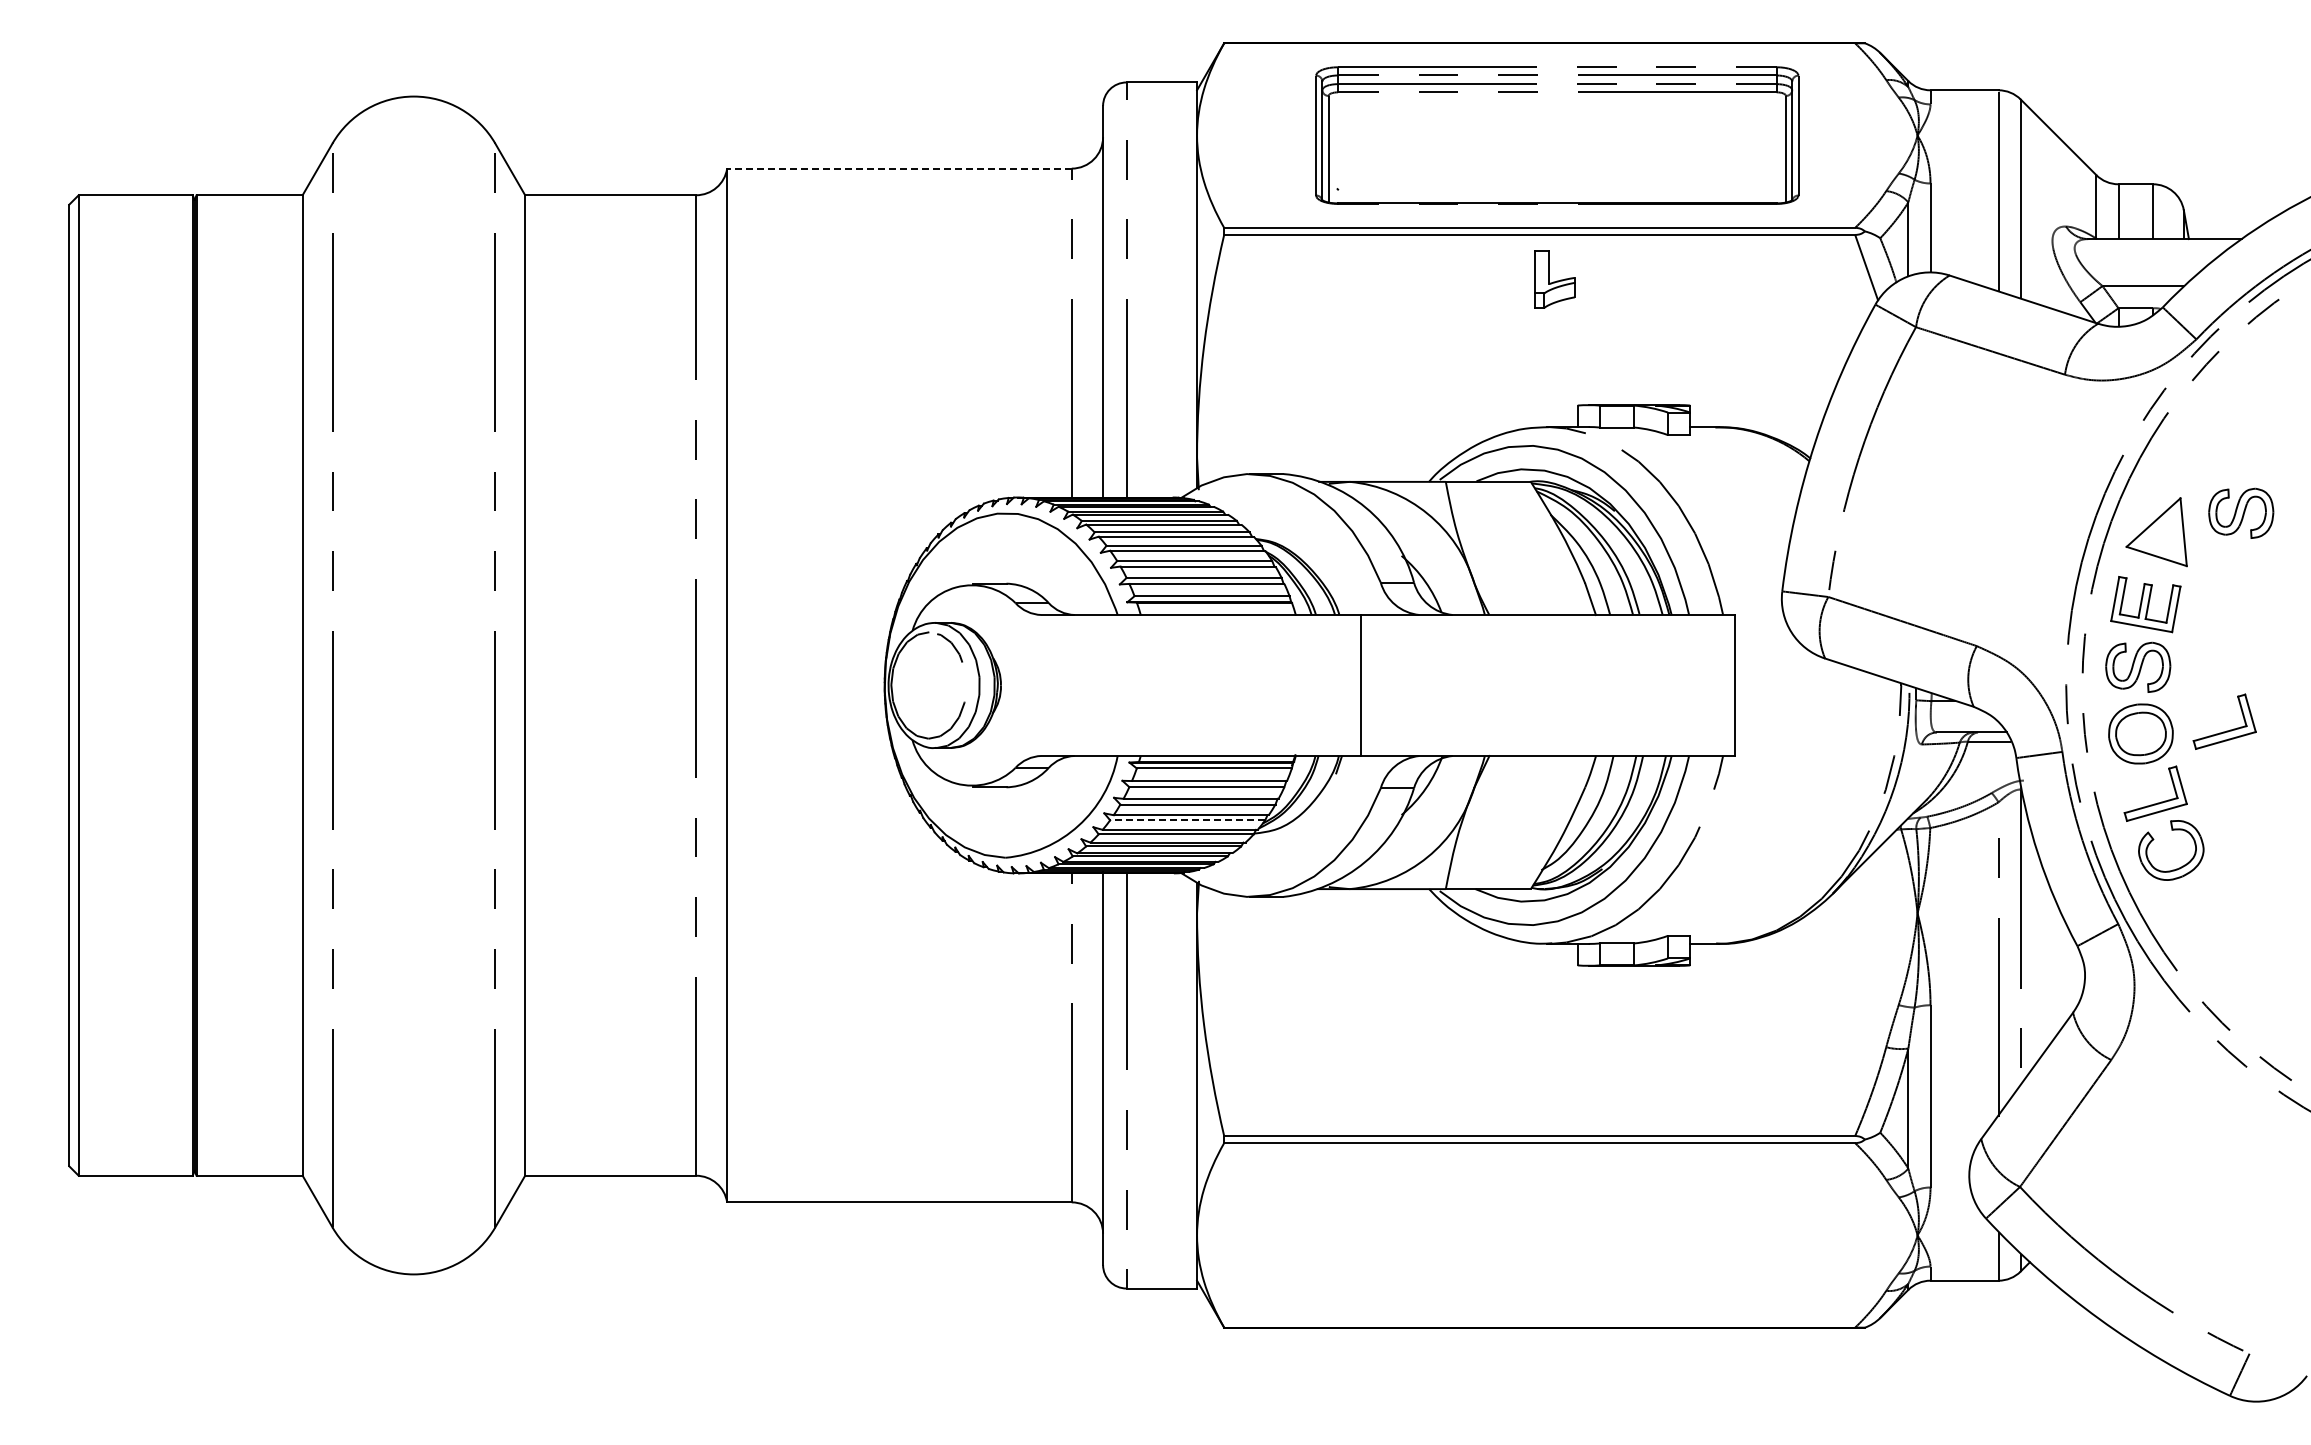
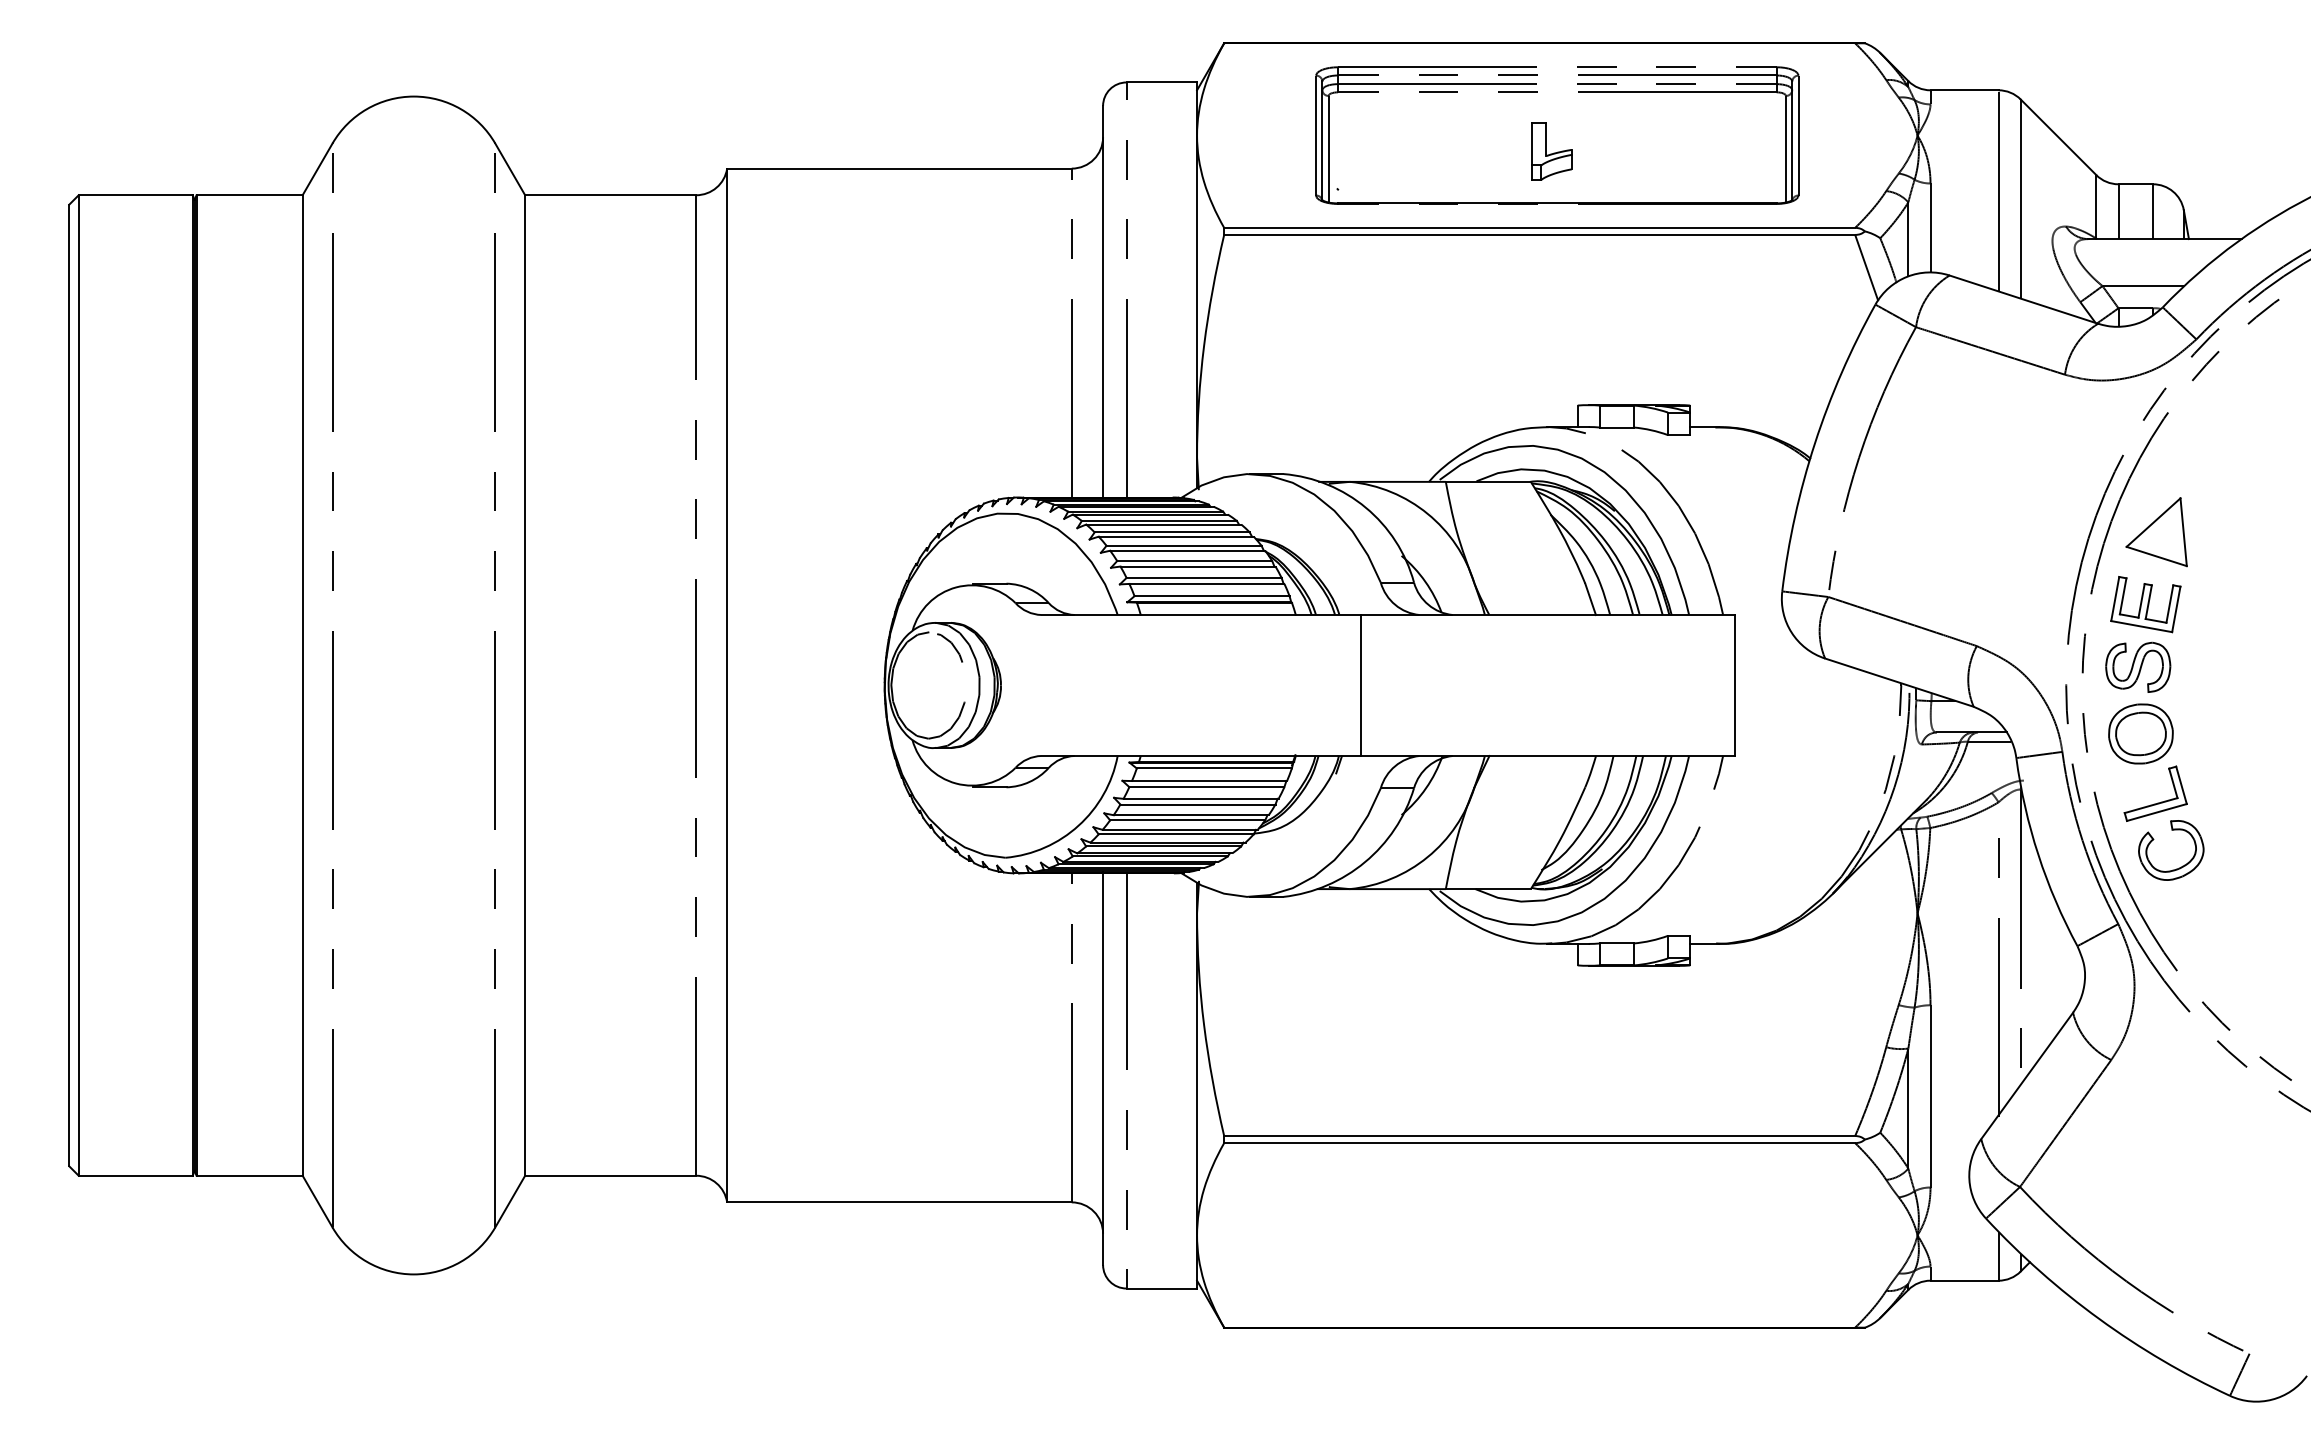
line: dashed -> solid (898, 168)
part position: (1554, 279) -> (1551, 151) (1551, 151)
part: present -> none (2241, 512)
part: present -> none (2226, 730)
line: dashed -> solid (1187, 820)
